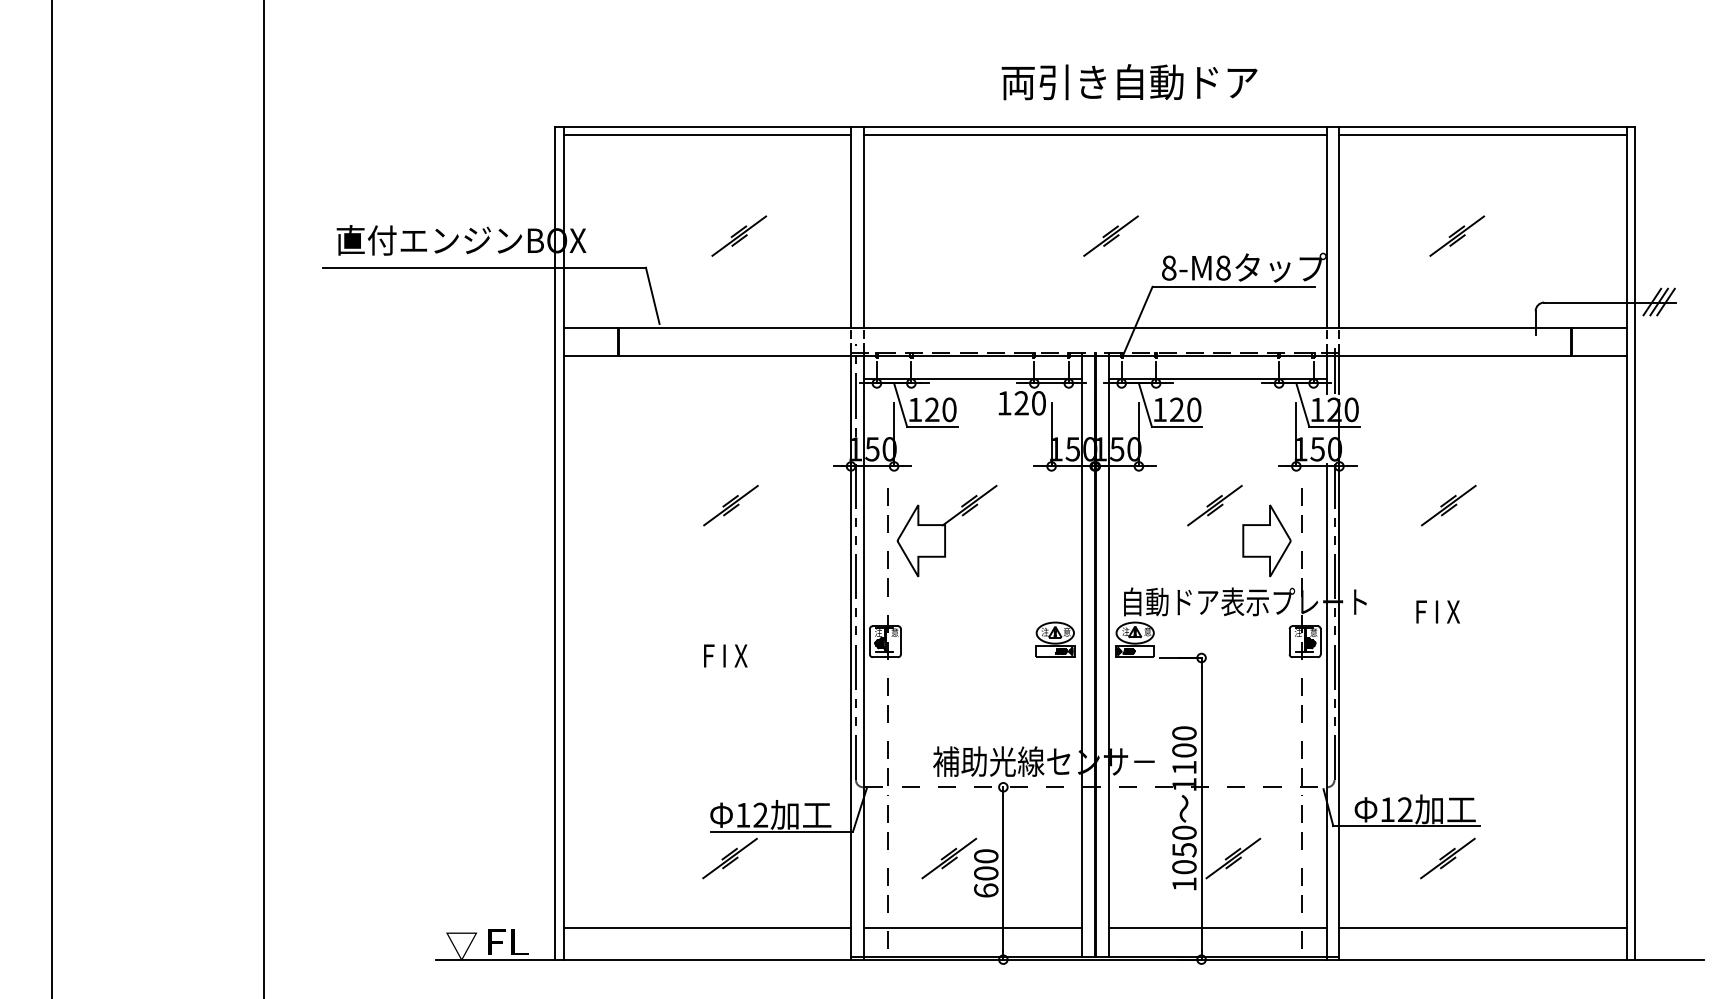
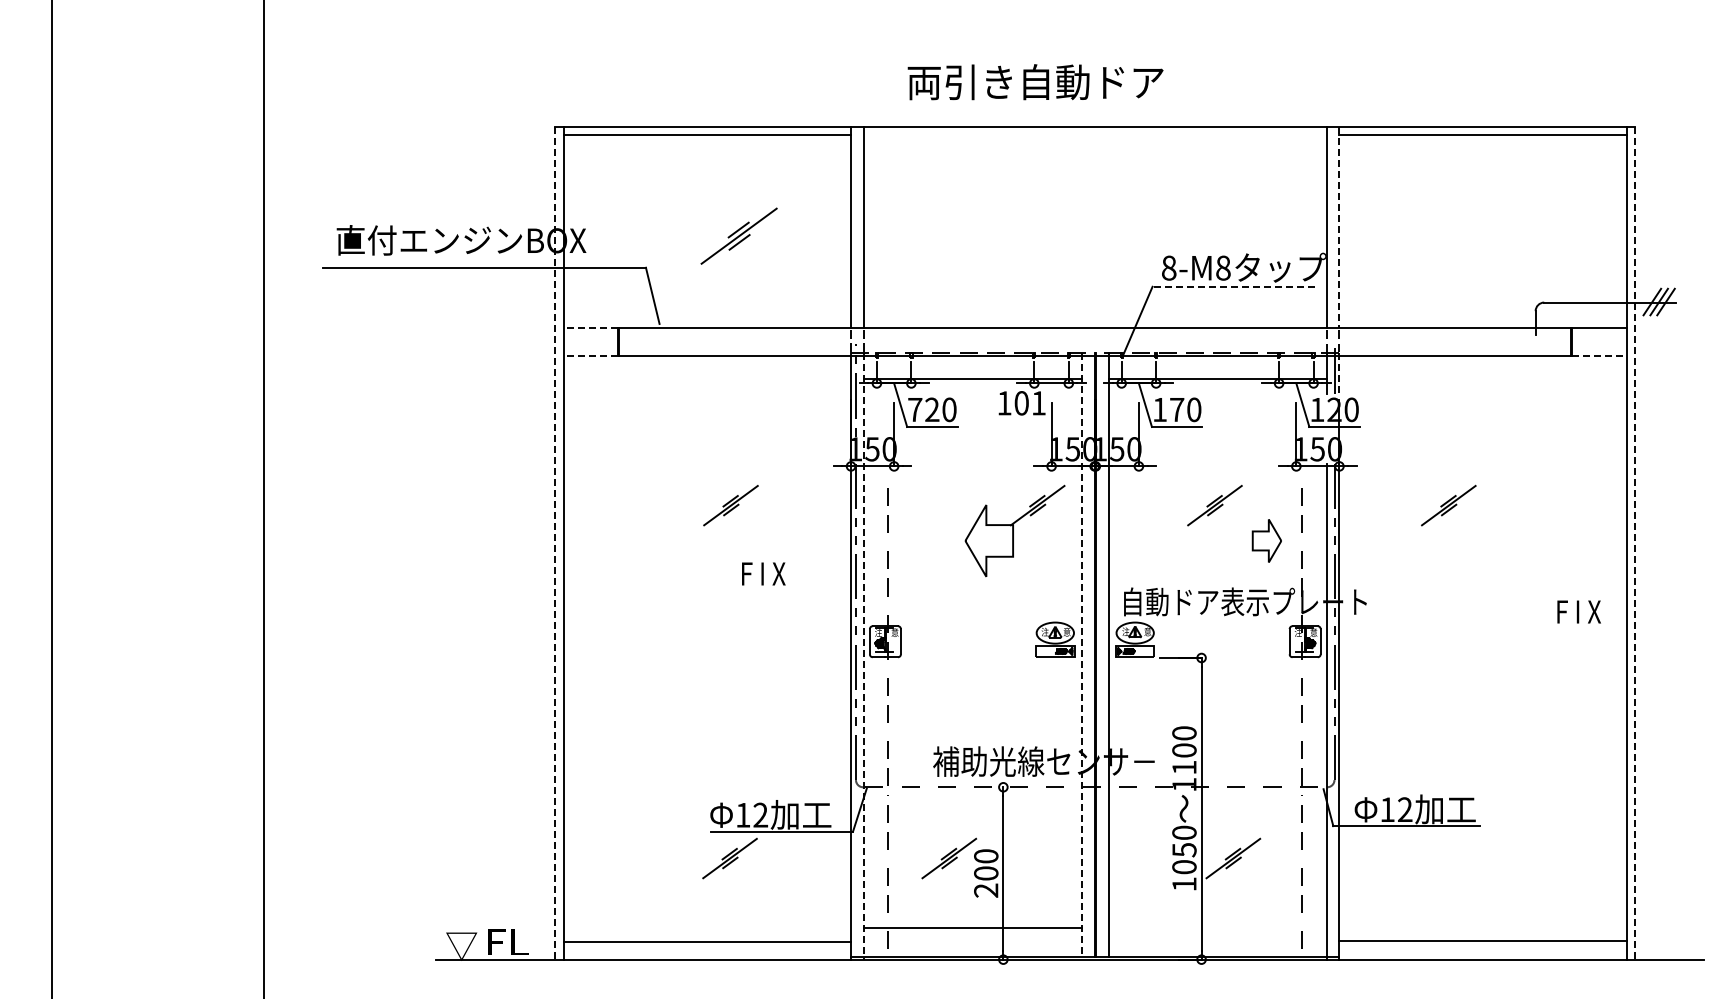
text position: (1129, 82) -> (1035, 82) (1035, 82)
line: present -> none (1094, 135)
line: solid -> dashed (1339, 227)
part size: 57x42 px -> 78x58 px (738, 235)
part: present -> none (1110, 235)
part: present -> none (1457, 235)
line: solid -> dashed (1233, 286)
line: solid -> dashed (590, 327)
line: solid -> dashed (590, 356)
line: solid -> dashed (1599, 356)
line: solid -> dashed (1339, 374)
text: 120 -> 101 (1029, 403)
text: 120 -> 720 (915, 409)
text: 120 -> 170 (1177, 409)
part position: (946, 530) -> (1014, 530) (1014, 530)
part size: 50x74 px -> 31x44 px (1266, 540)
line: solid -> dashed (555, 543)
line: solid -> dashed (1635, 543)
text position: (1437, 611) -> (1578, 611) (1578, 611)
text position: (725, 655) -> (763, 573) (763, 573)
line: solid -> dashed (1081, 655)
line: solid -> dashed (863, 657)
part: present -> none (1447, 858)
text: 600 -> 200 (986, 890)
line position: (707, 928) -> (707, 942) (707, 942)
line: present -> none (1217, 928)
line position: (1482, 928) -> (1482, 941) (1482, 941)
